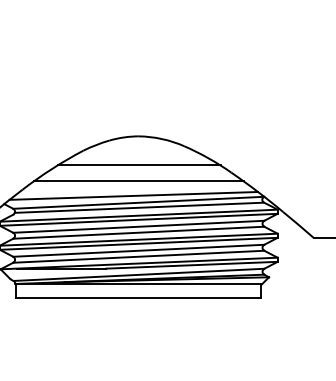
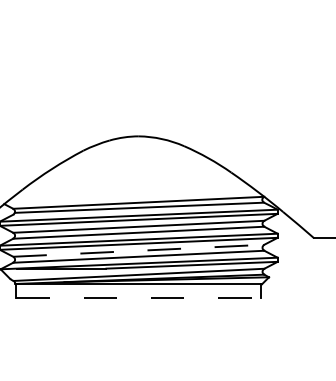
line: present -> none (138, 165)
line: present -> none (138, 181)
line: present -> none (133, 195)
line: solid -> dashed (138, 250)
line: solid -> dashed (139, 297)
